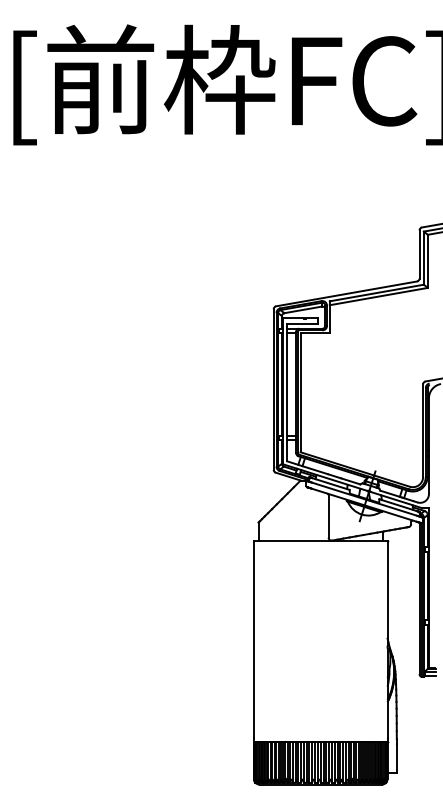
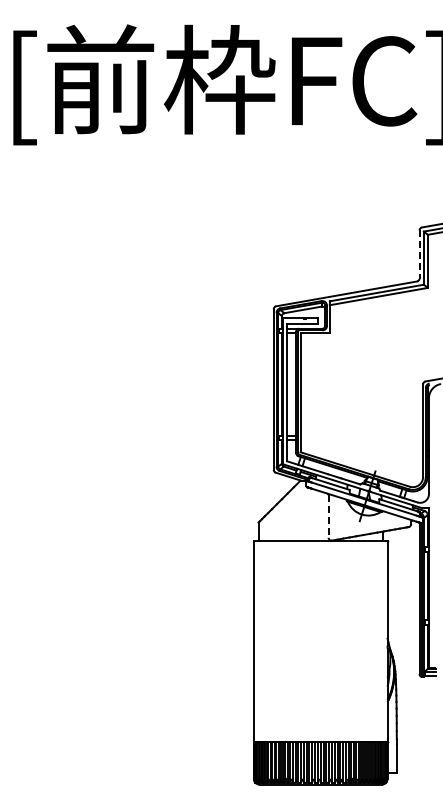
line: solid -> dashed (419, 254)
line: solid -> dashed (328, 516)
